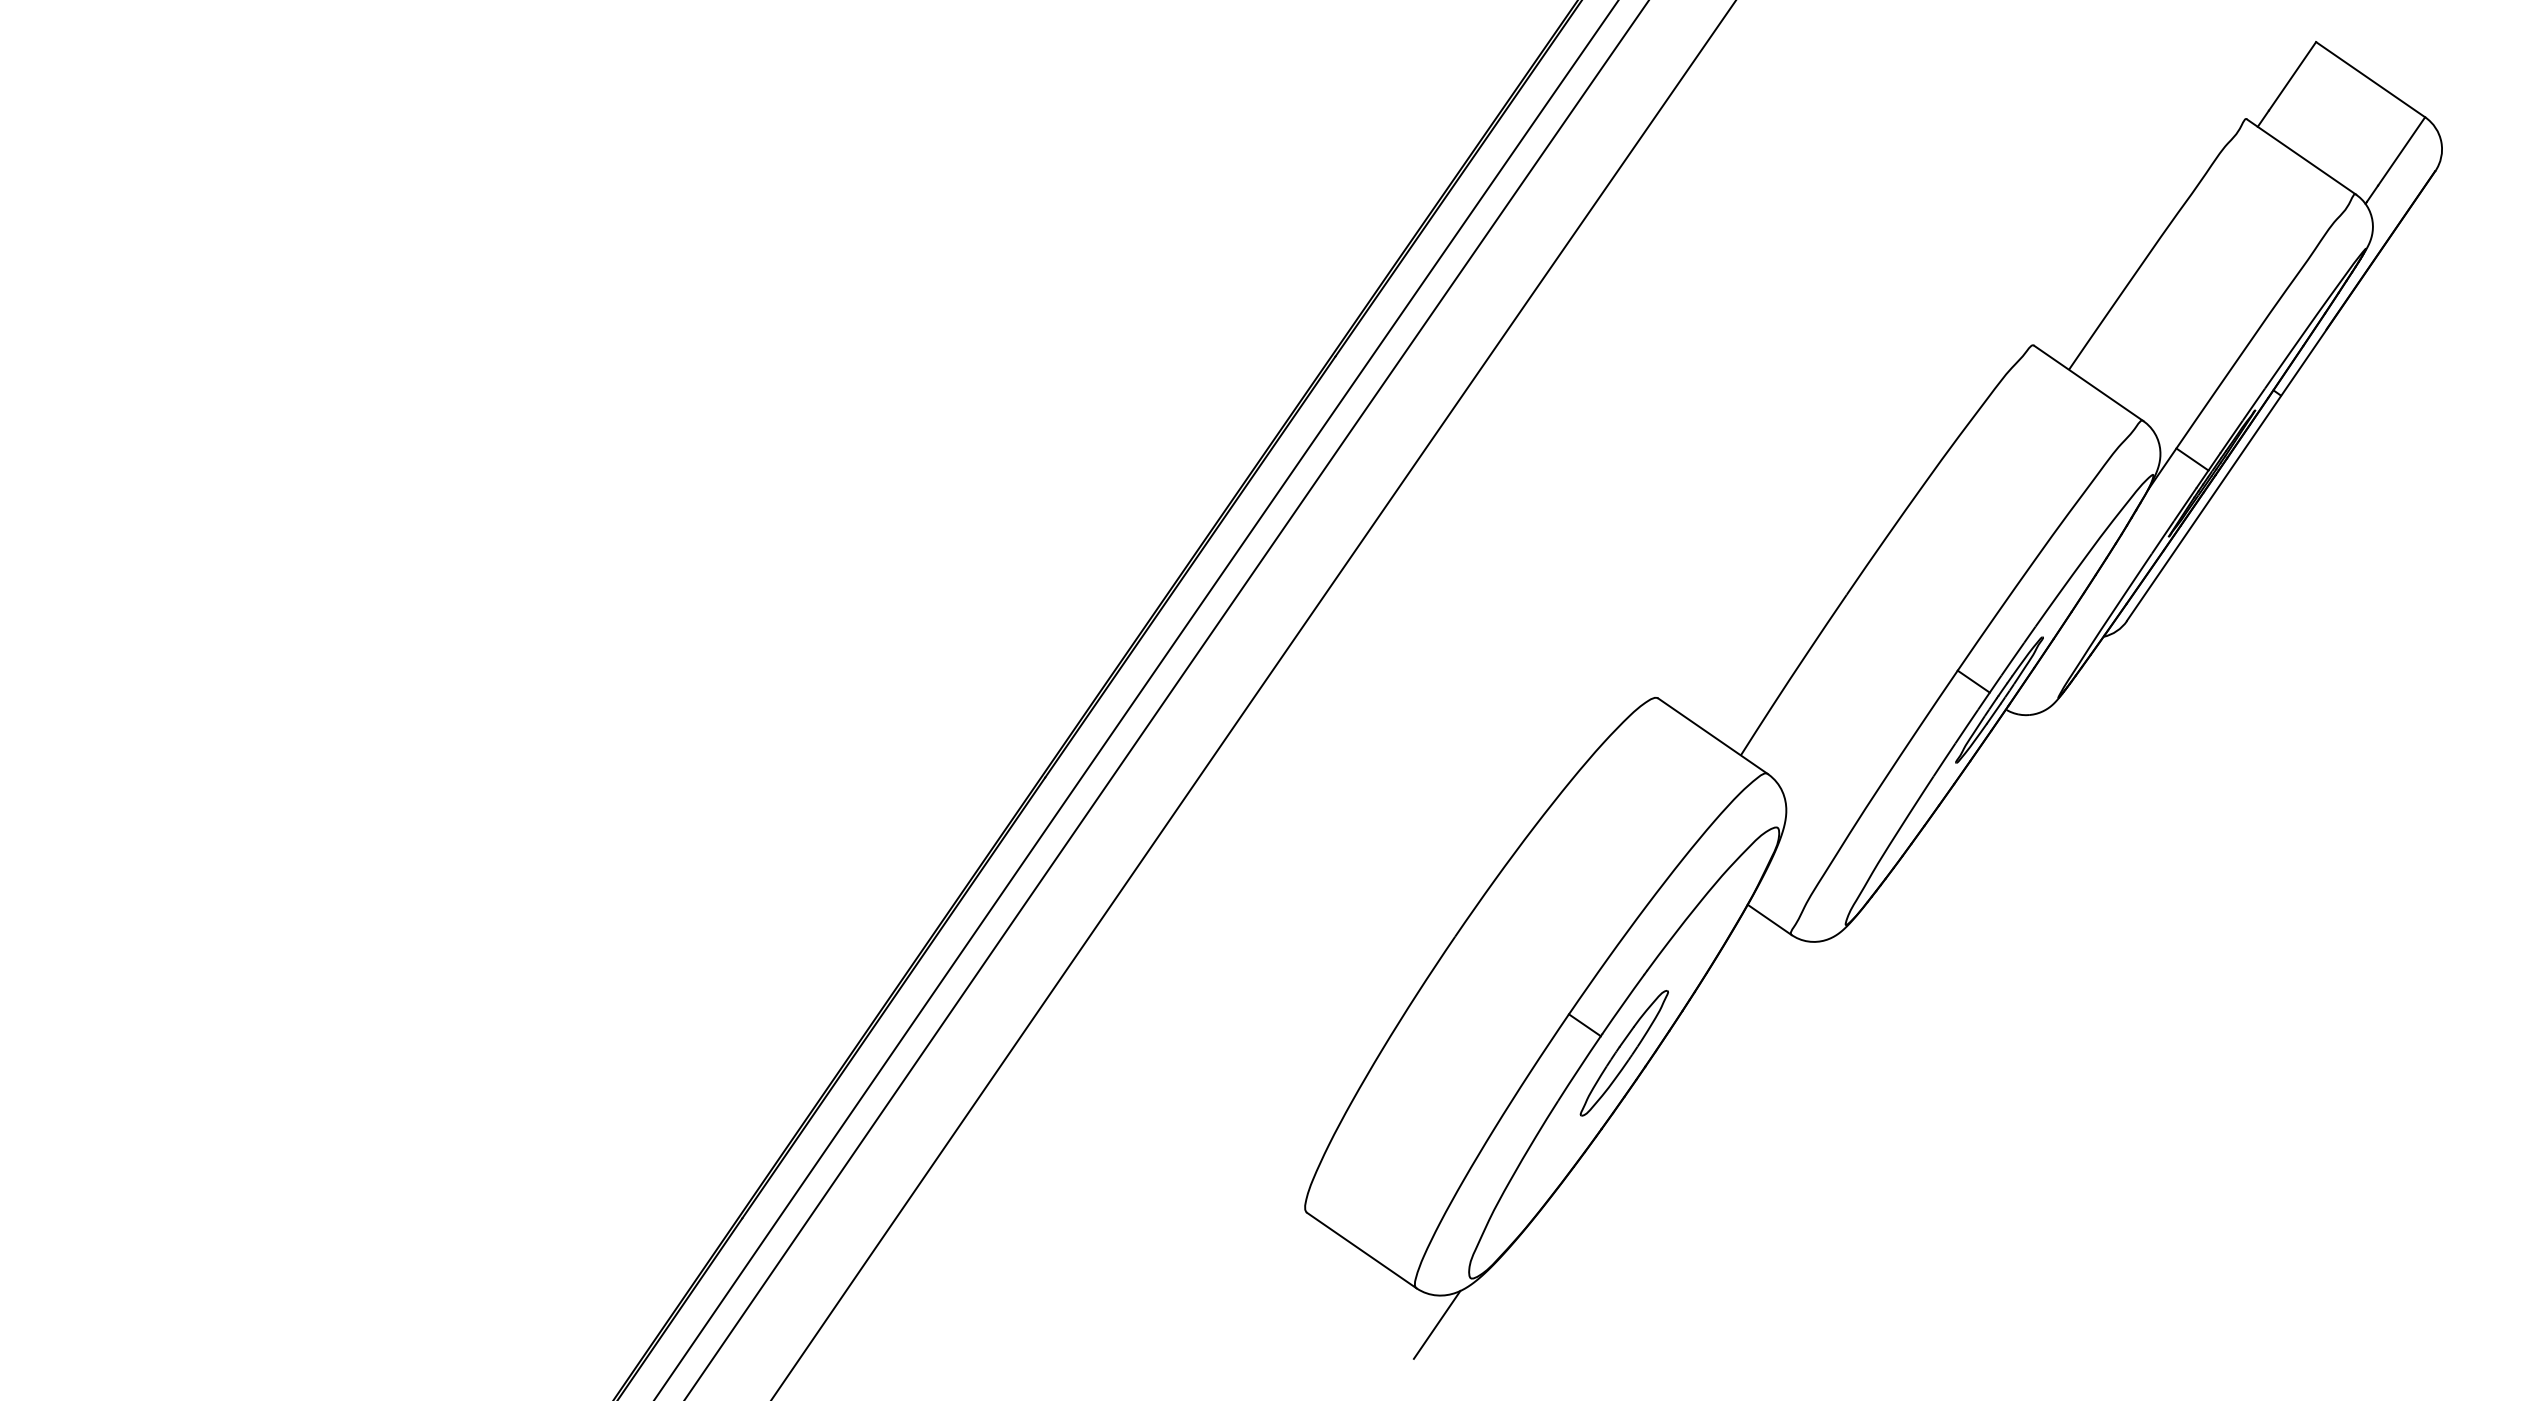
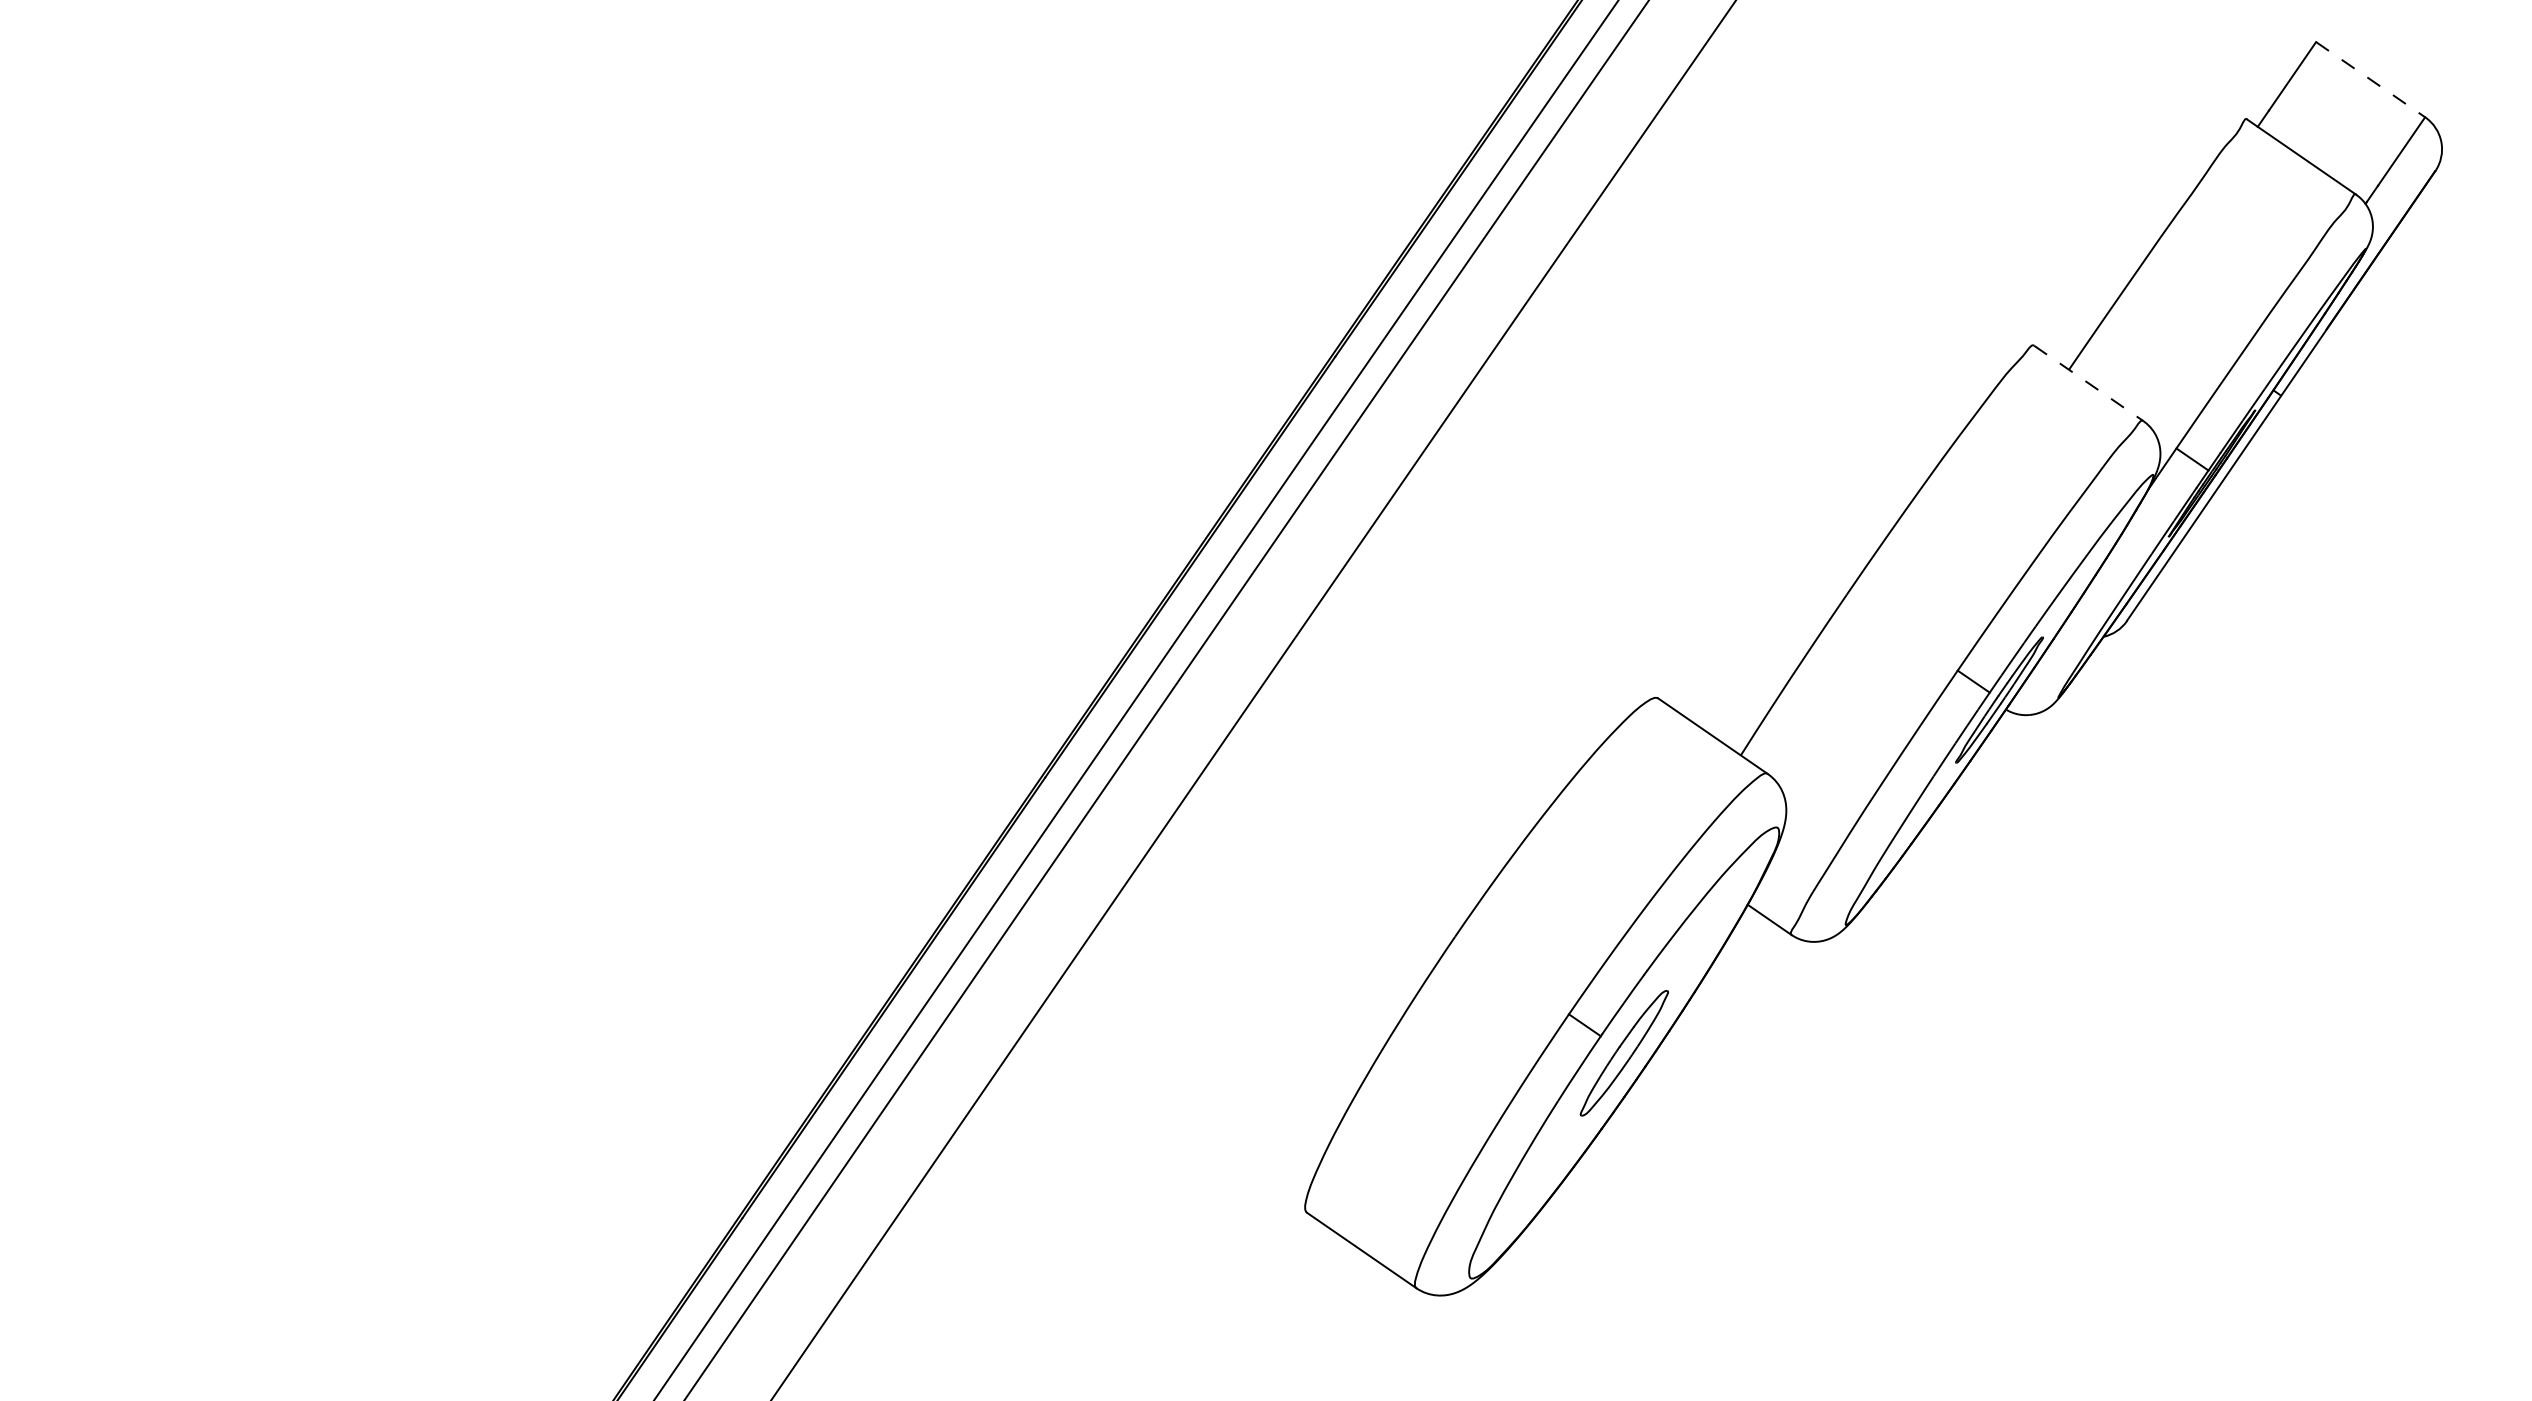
line: solid -> dashed (2371, 79)
line: solid -> dashed (2089, 383)
line: present -> none (1436, 1324)
